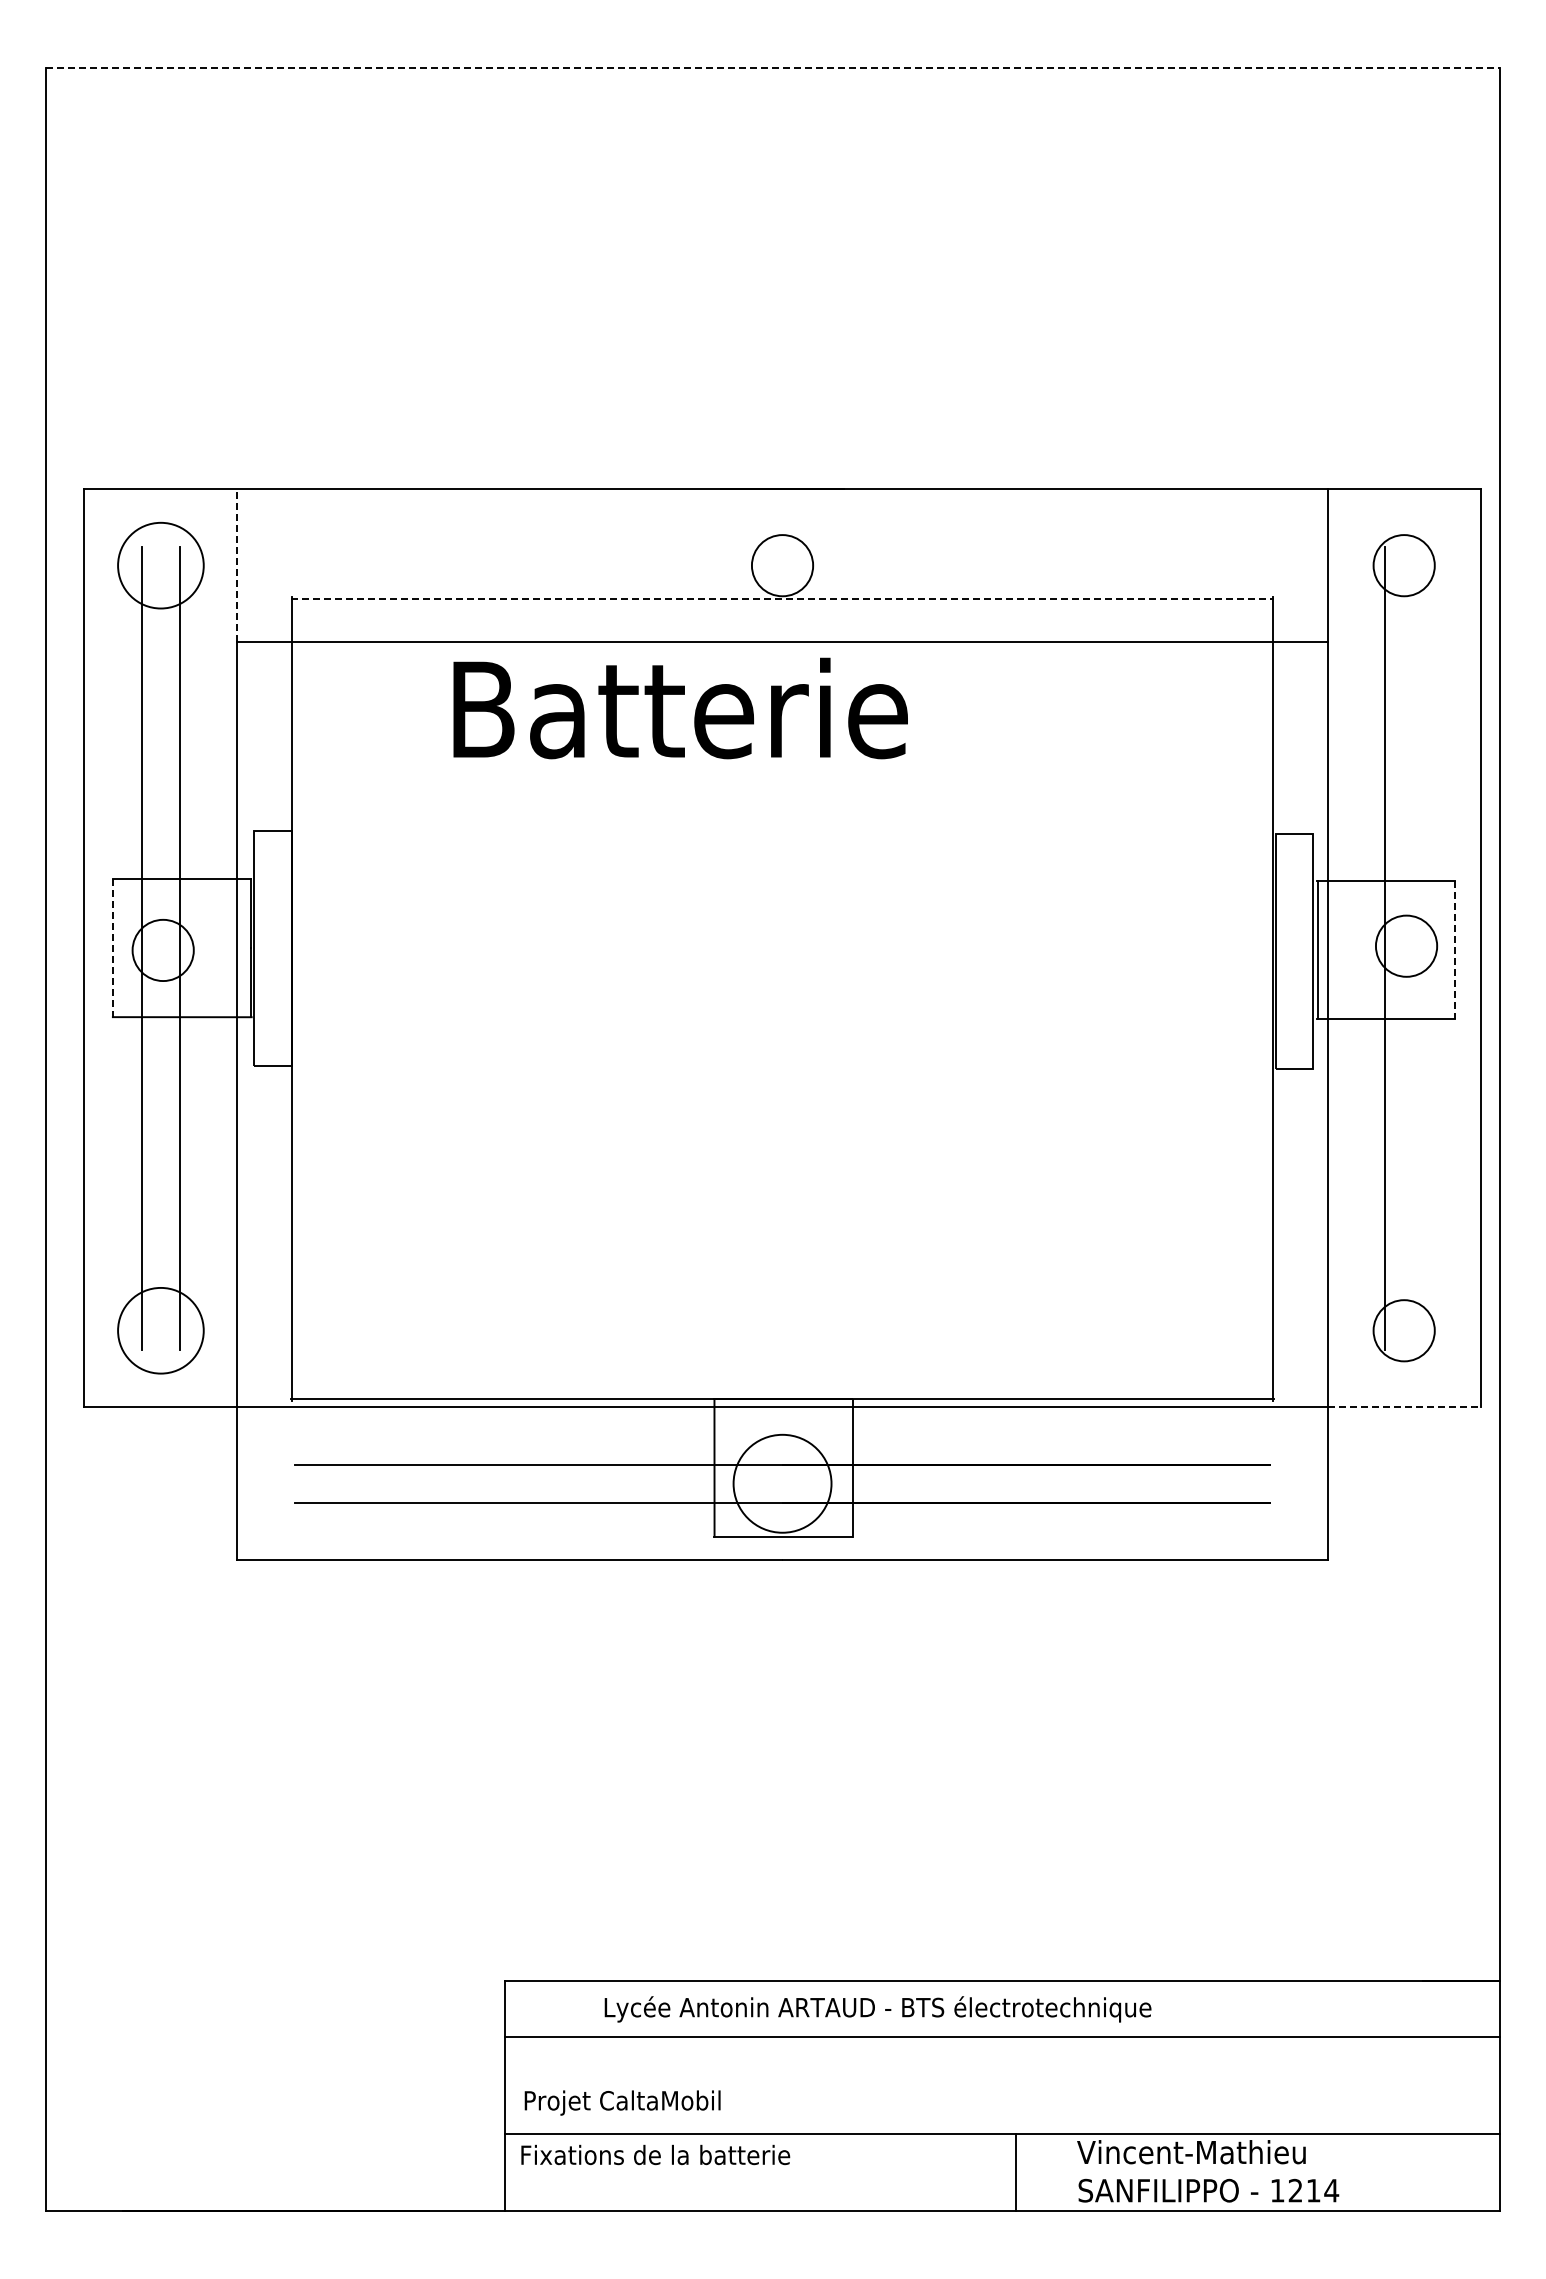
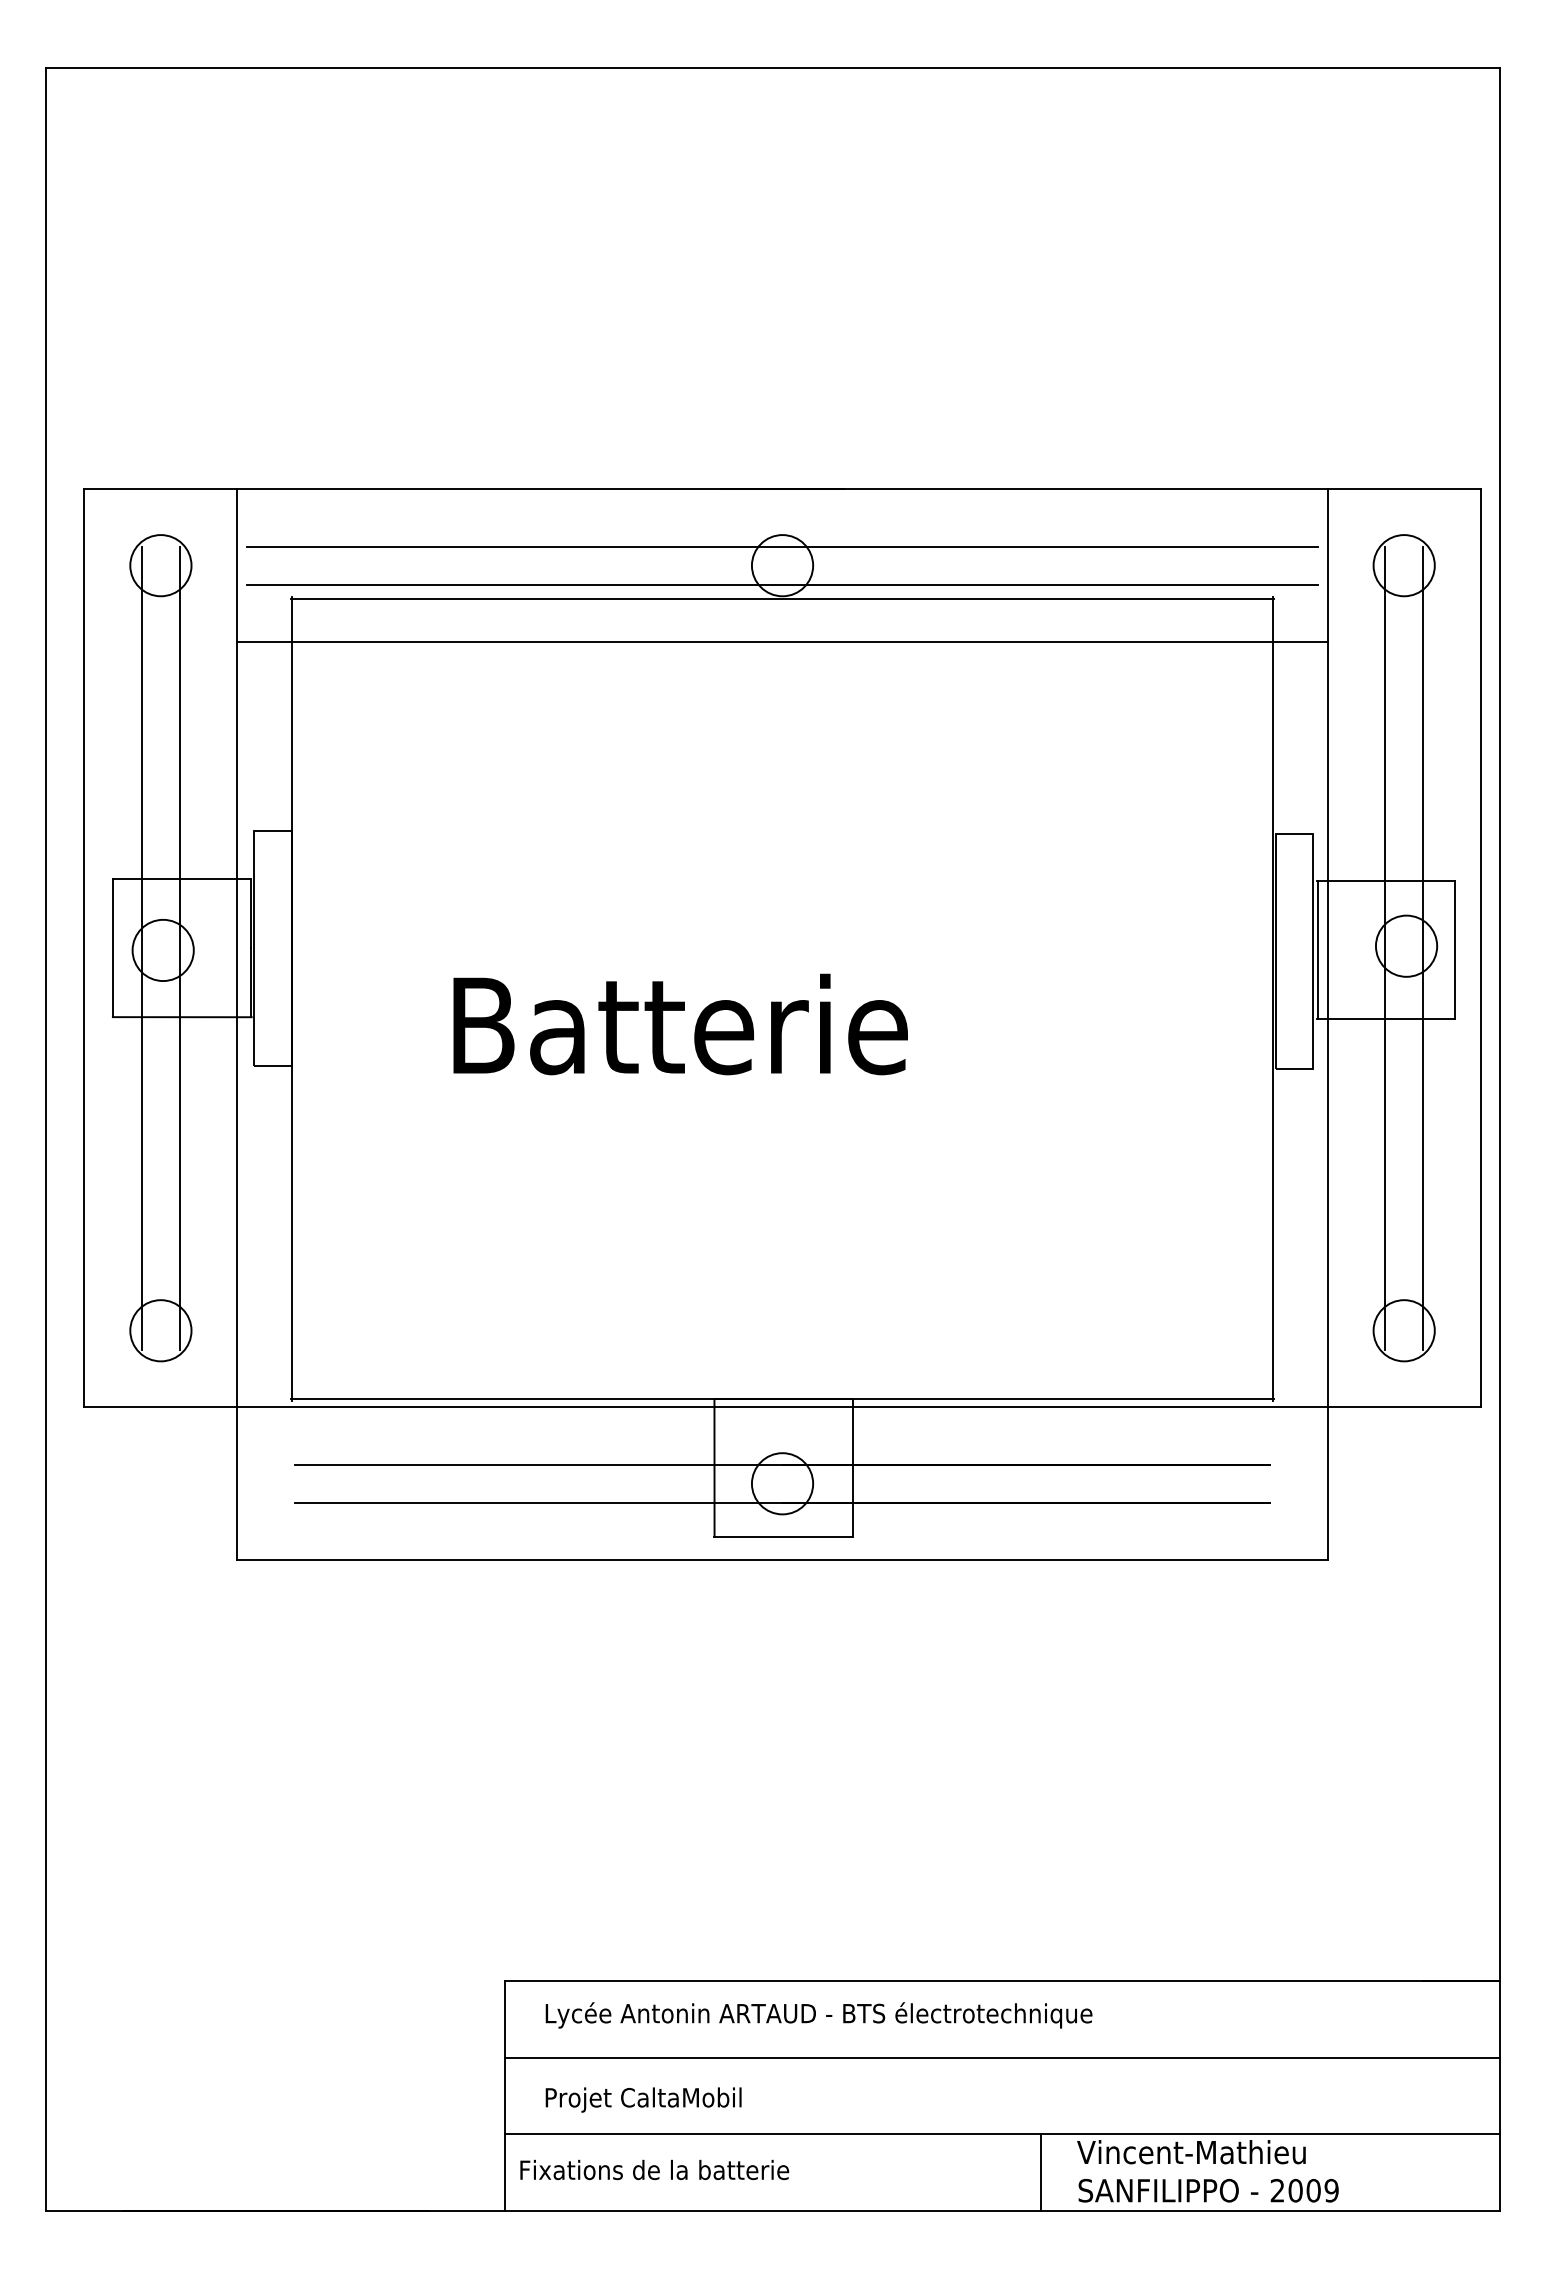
line: dashed -> solid (773, 68)
line: none -> present (782, 546)
circle diameter: 86 px -> 61 px (160, 565)
line: dashed -> solid (237, 565)
line: none -> present (782, 584)
line: dashed -> solid (782, 598)
text position: (680, 708) -> (680, 1024) (680, 1024)
line: dashed -> solid (113, 947)
line: none -> present (1423, 947)
line: dashed -> solid (1455, 949)
circle diameter: 86 px -> 61 px (160, 1330)
line: dashed -> solid (1404, 1407)
circle diameter: 98 px -> 61 px (782, 1483)
text position: (877, 2009) -> (818, 2015) (818, 2015)
line position: (1002, 2036) -> (1002, 2057) (1002, 2057)
text position: (622, 2102) -> (643, 2099) (643, 2099)
text position: (655, 2154) -> (654, 2169) (654, 2169)
line position: (1015, 2172) -> (1040, 2172) (1040, 2172)
text: 1214 -> 2009 (1304, 2190)
